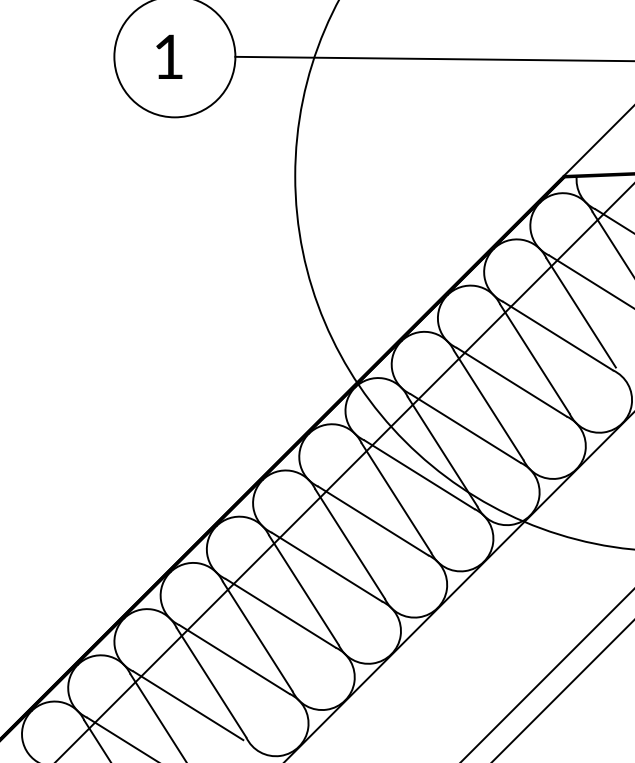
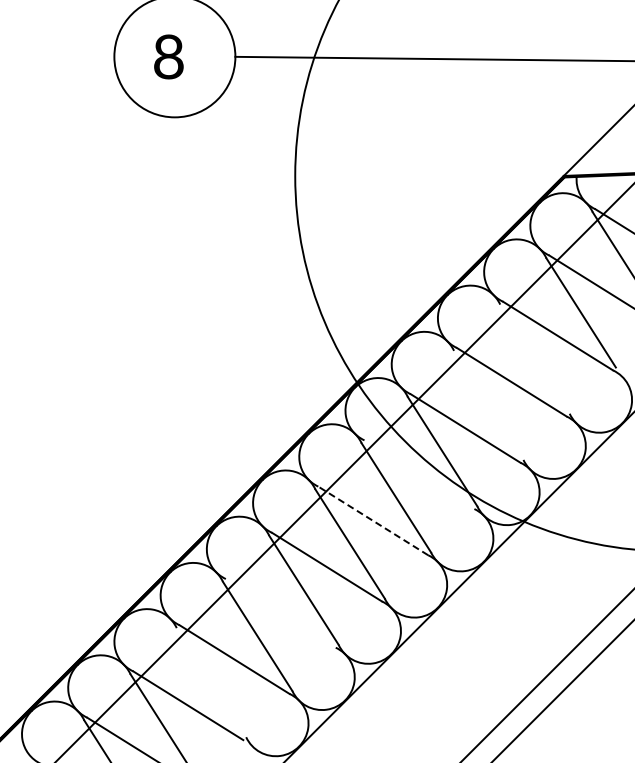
text: 1 -> 8 (168, 56)
line: present -> none (534, 358)
line: present -> none (488, 404)
line: present -> none (419, 474)
line: solid -> dashed (373, 520)
line: present -> none (280, 613)
line: present -> none (211, 682)
